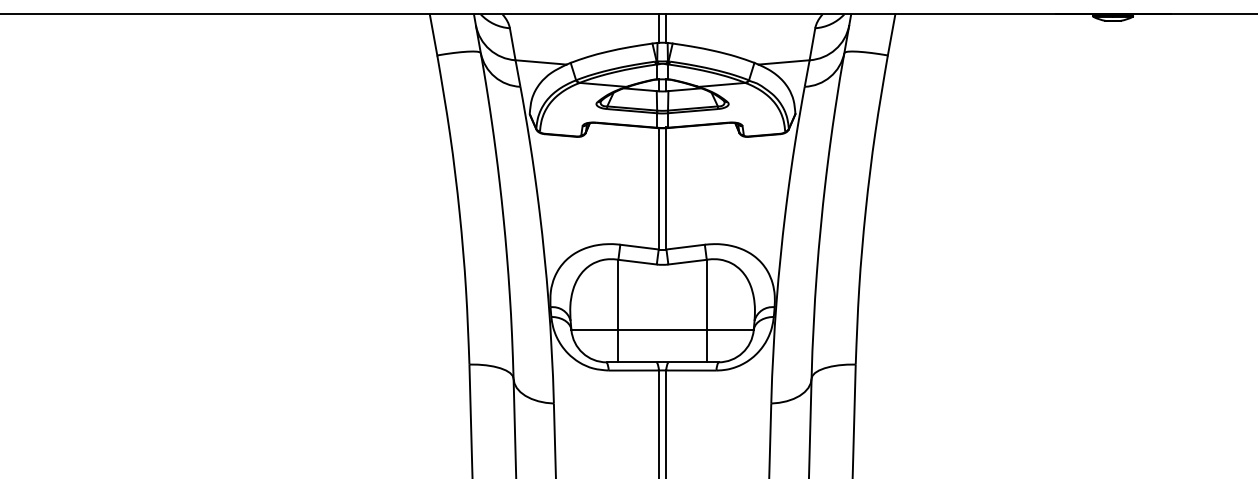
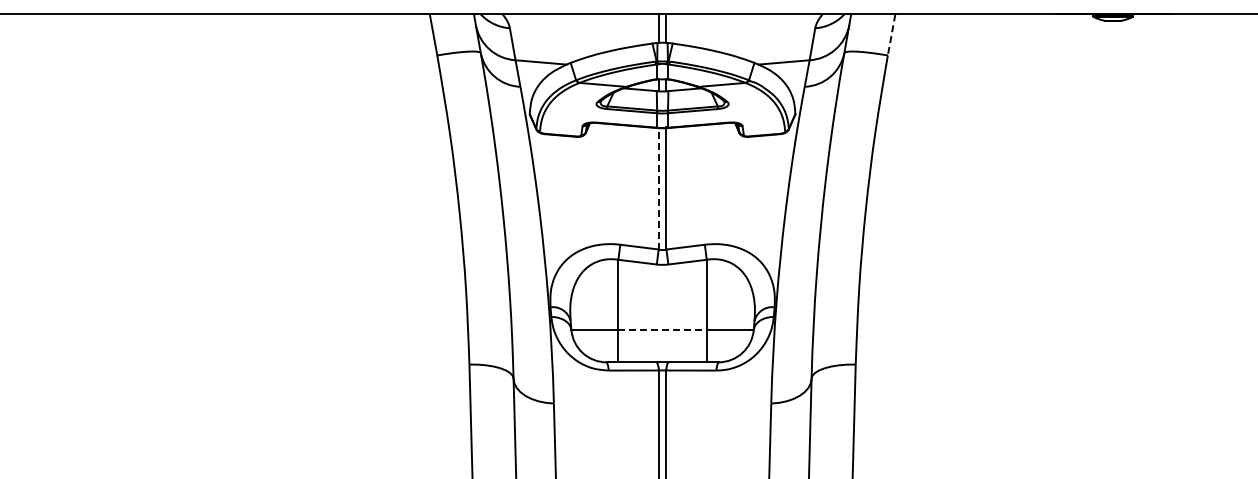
line: solid -> dashed (891, 34)
line: solid -> dashed (658, 188)
line: solid -> dashed (663, 330)
